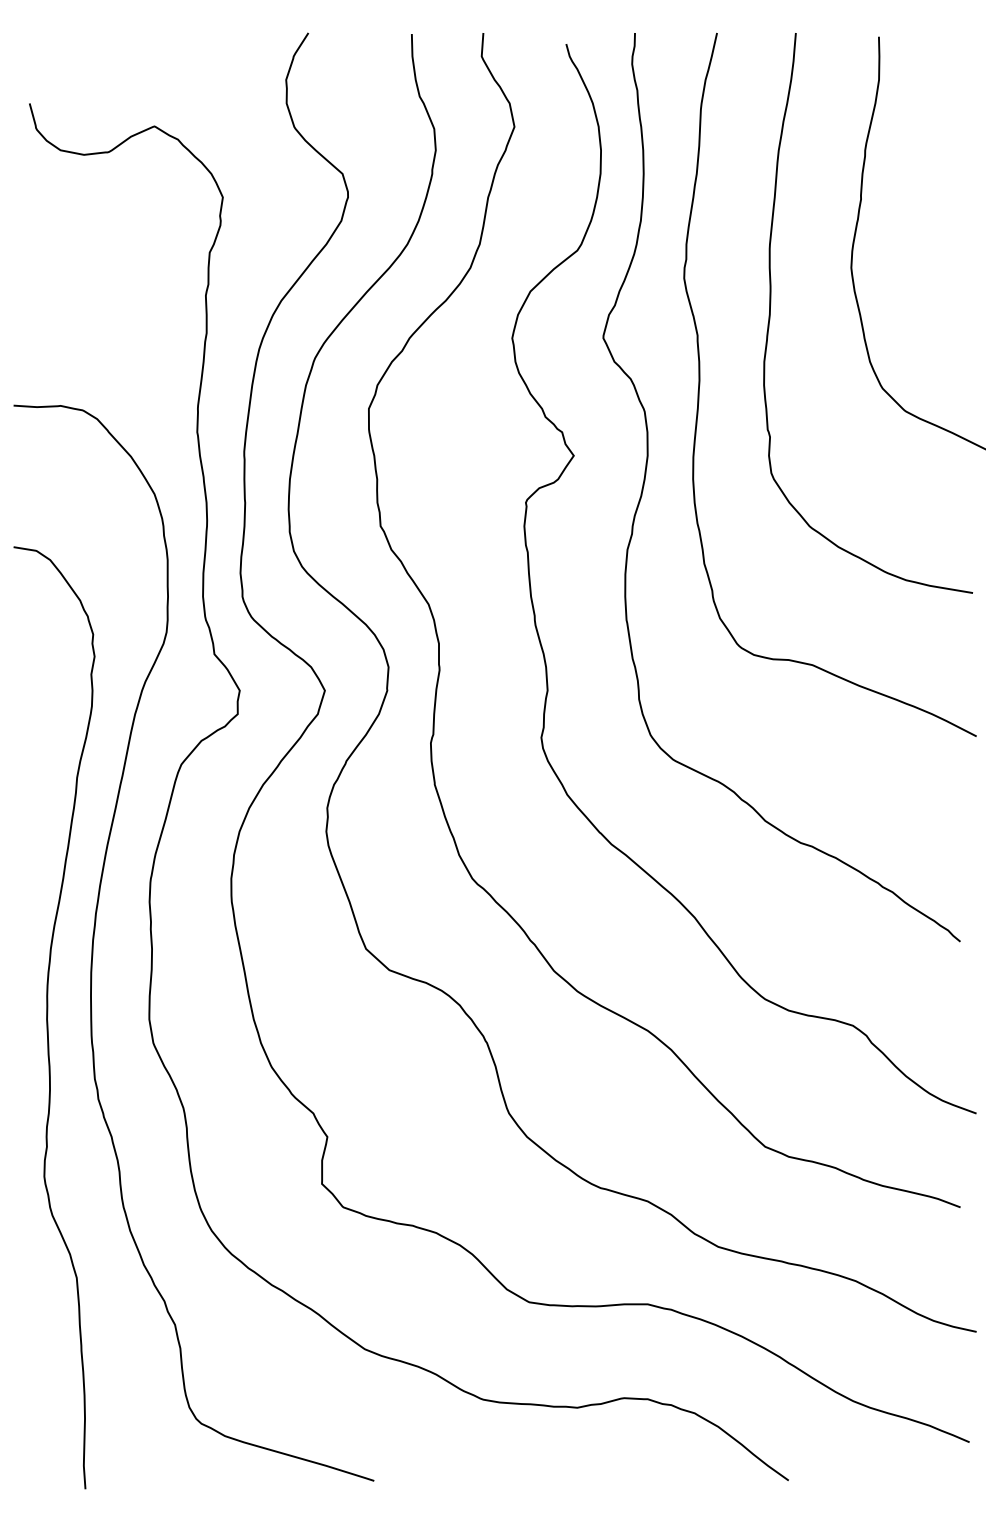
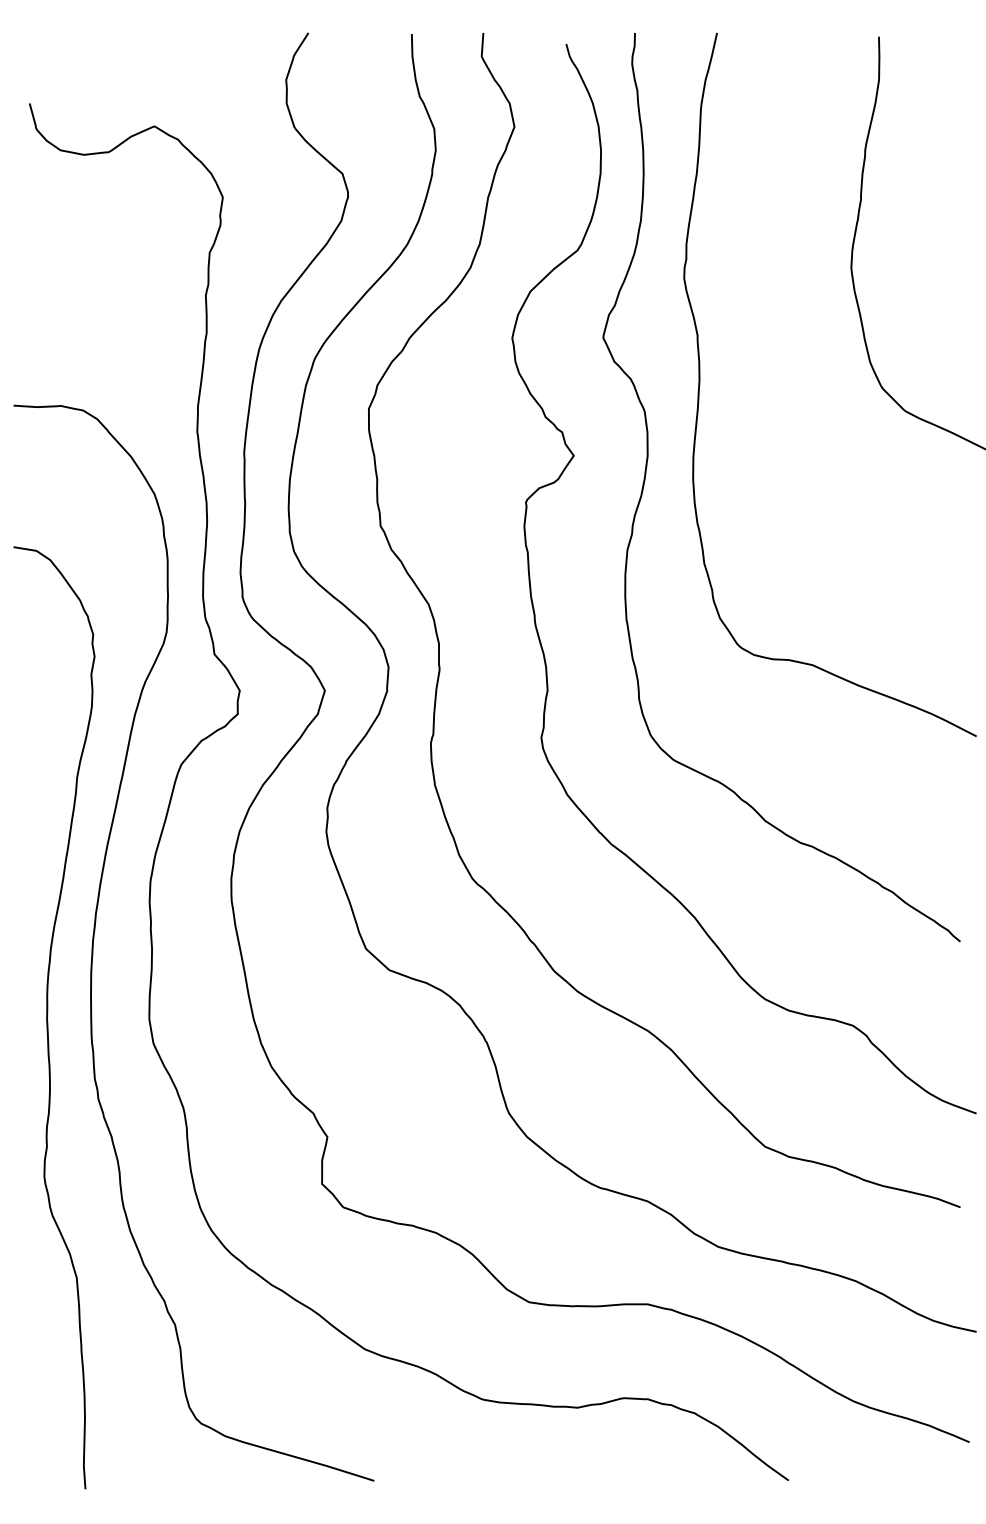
curve: present -> none (771, 304)
